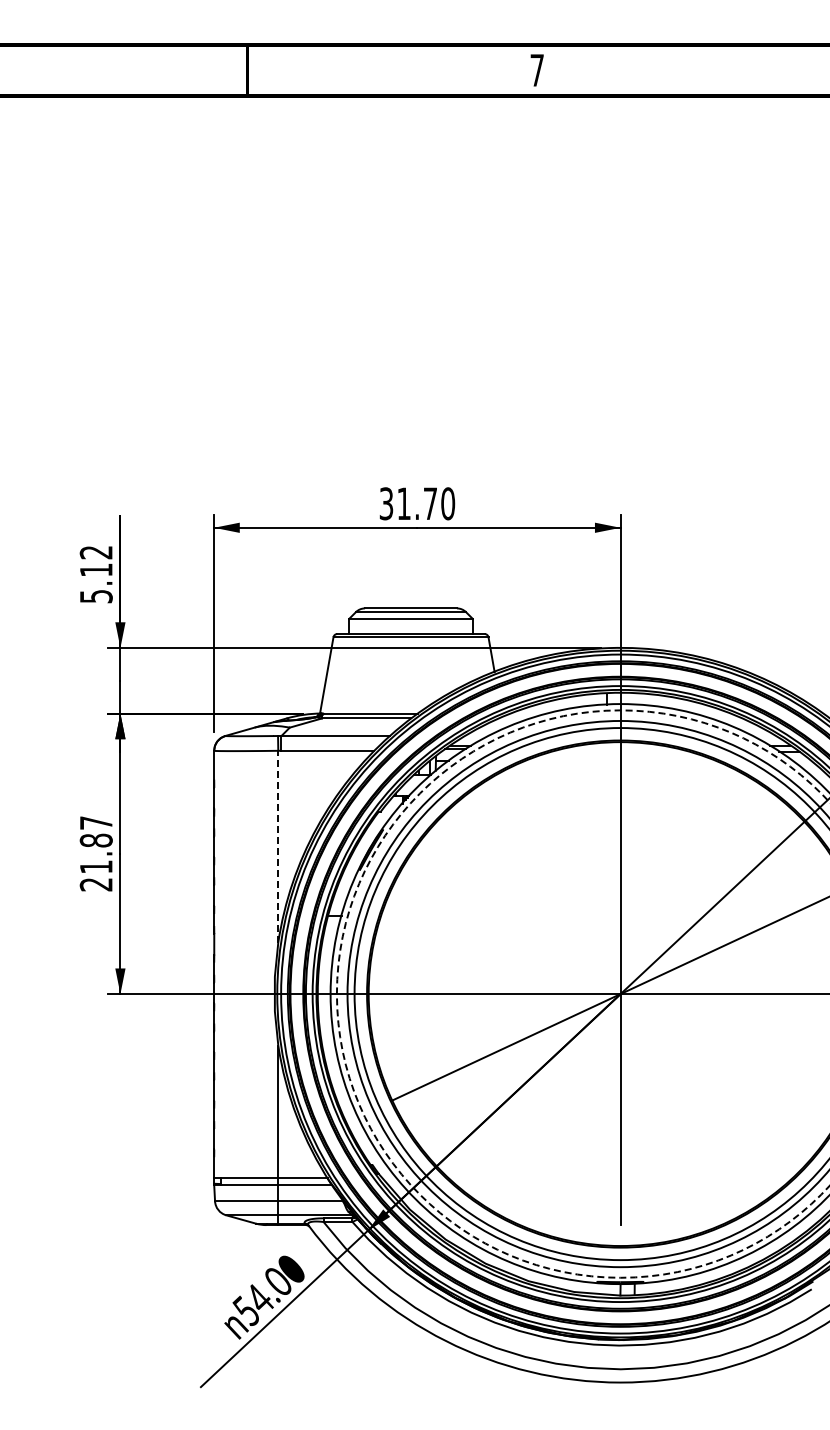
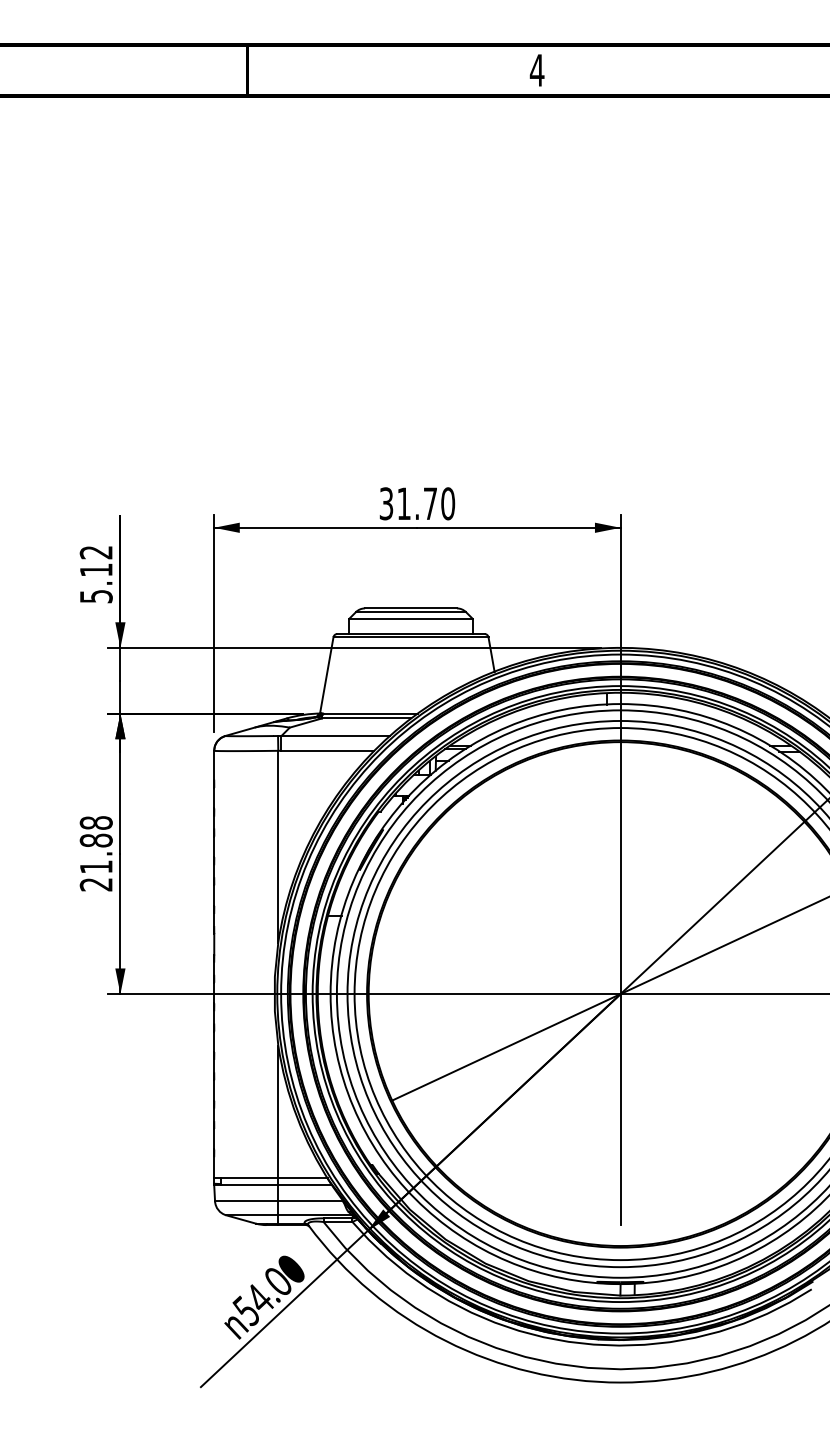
text: 7 -> 4 (536, 70)
text: 21.87 -> 21.88 (95, 822)
line: dashed -> solid (278, 846)
circle: dashed -> solid (582, 993)
